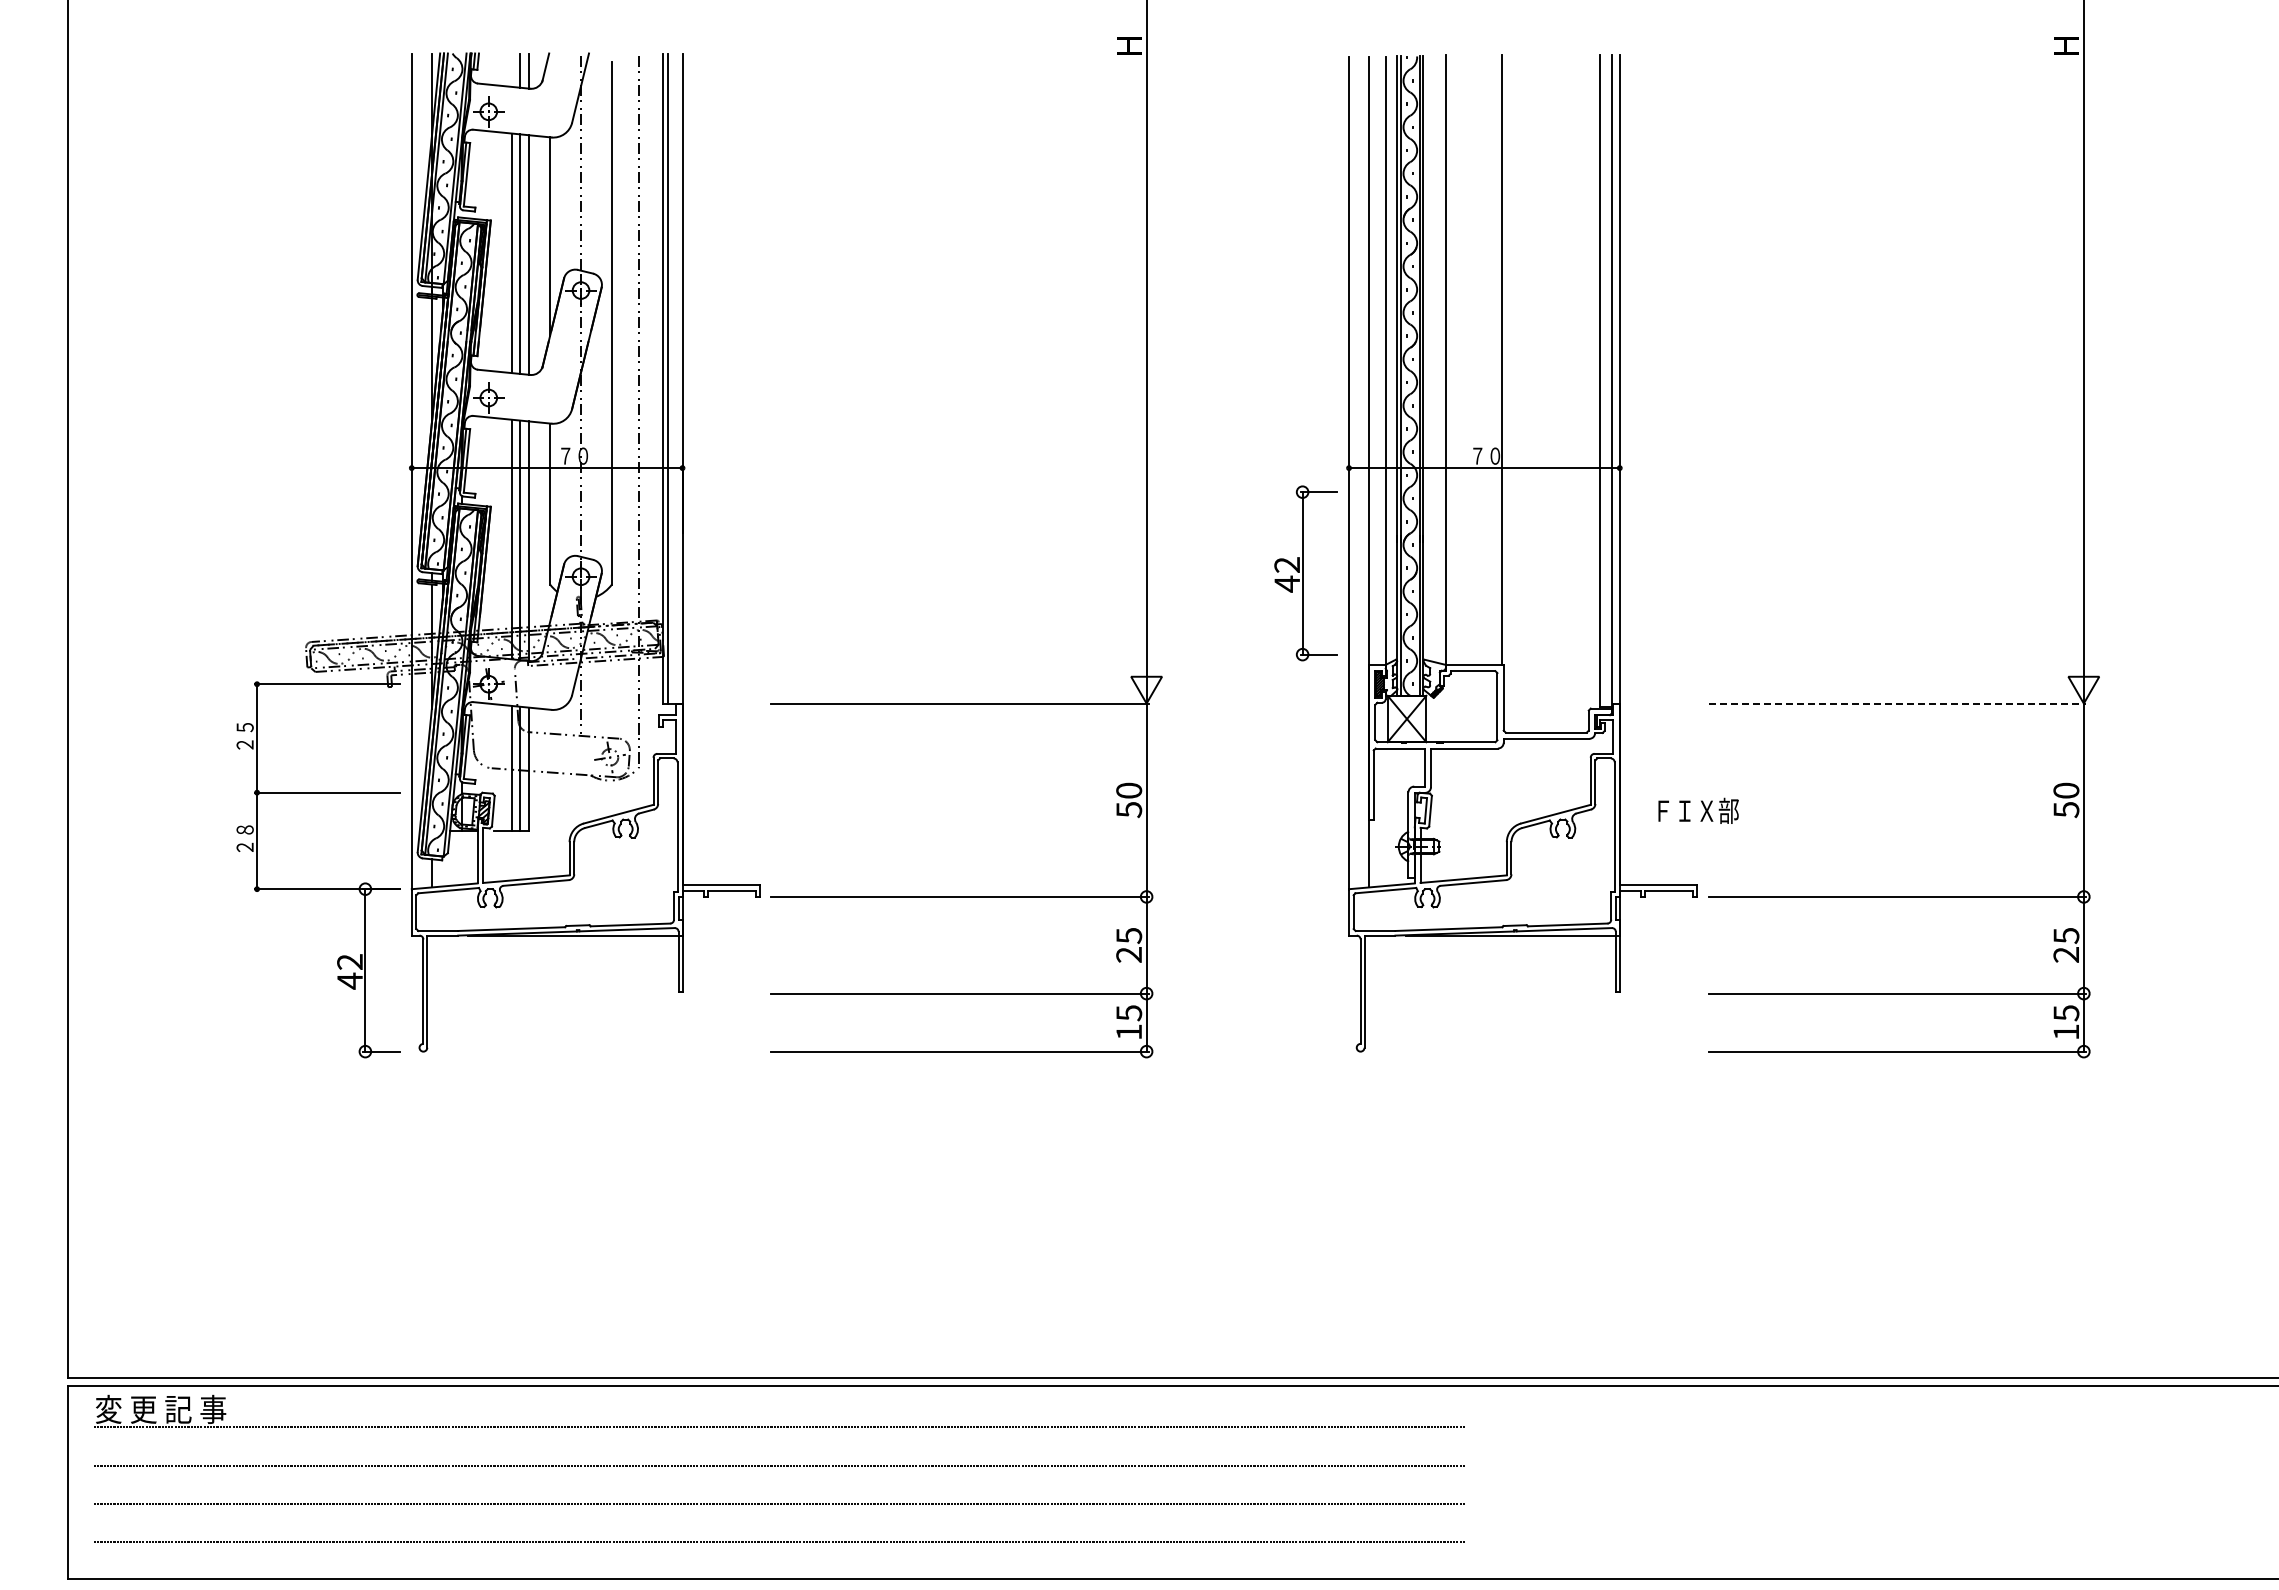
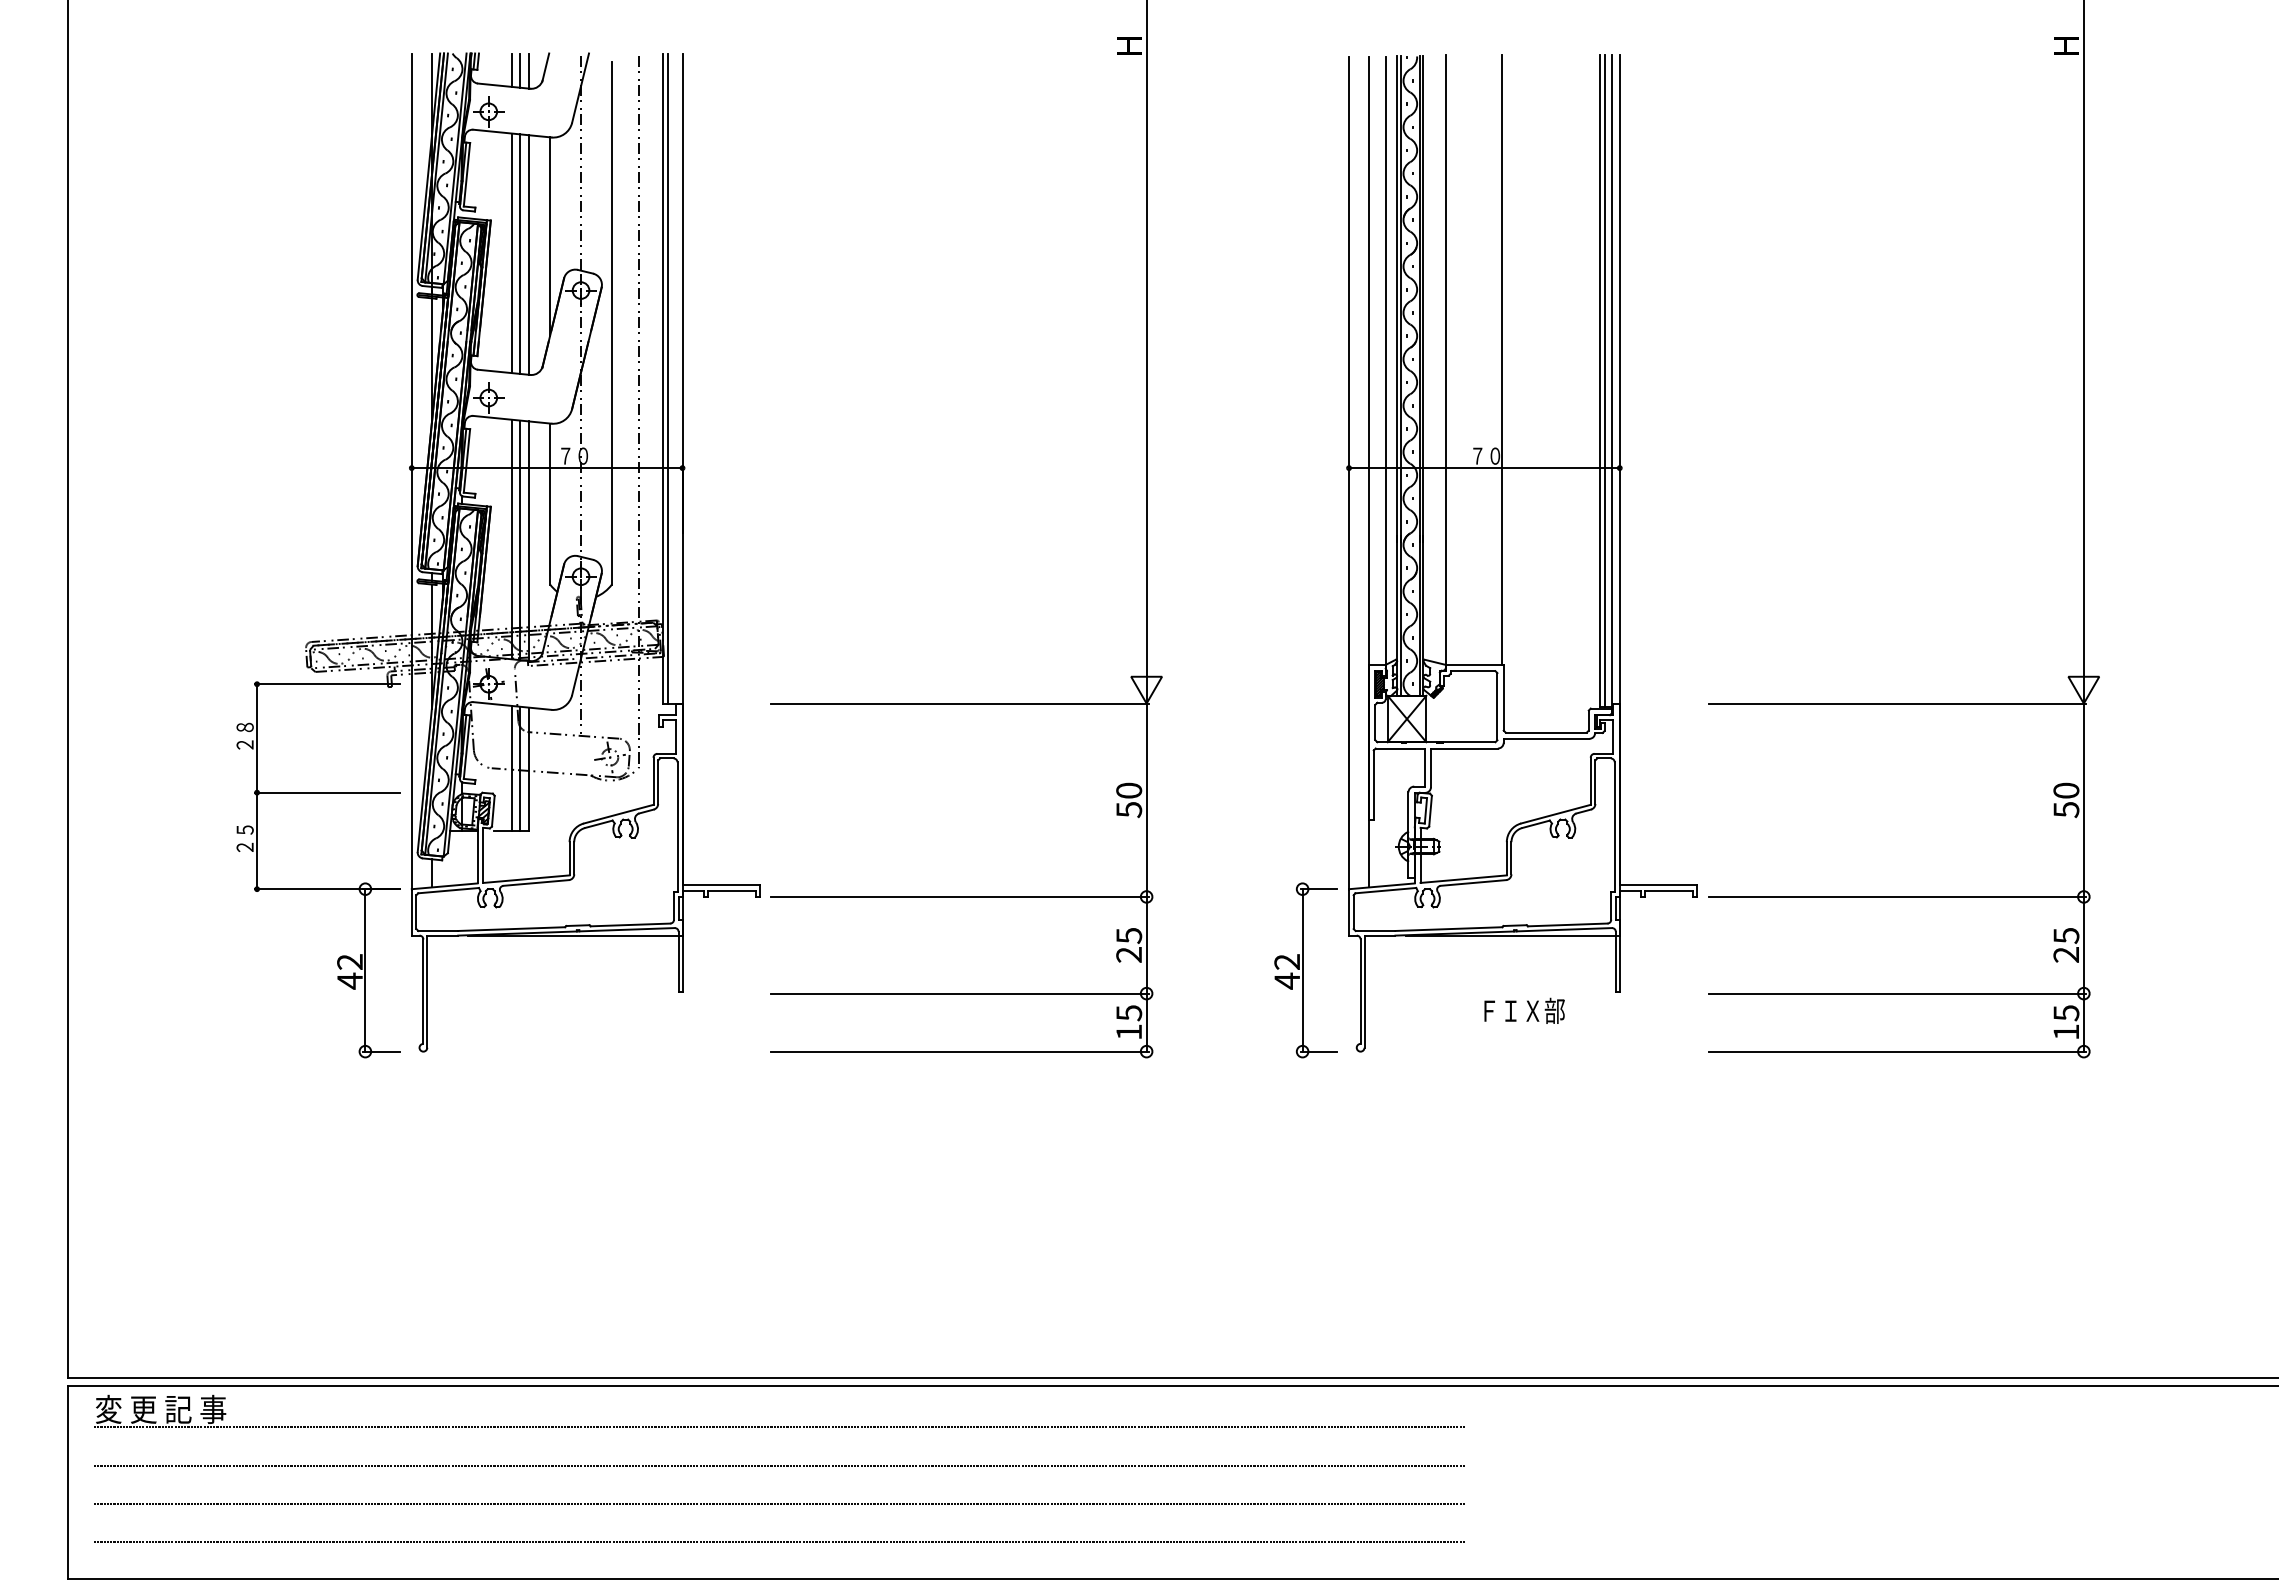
line: none -> present (511, 69)
line: none -> present (1605, 380)
part position: (1305, 573) -> (1305, 970) (1305, 970)
line: dashed -> solid (1897, 703)
text: ２５ -> ２８ (244, 727)
text position: (1698, 810) -> (1524, 1010) (1524, 1010)
text: ２８ -> ２５ (244, 829)
